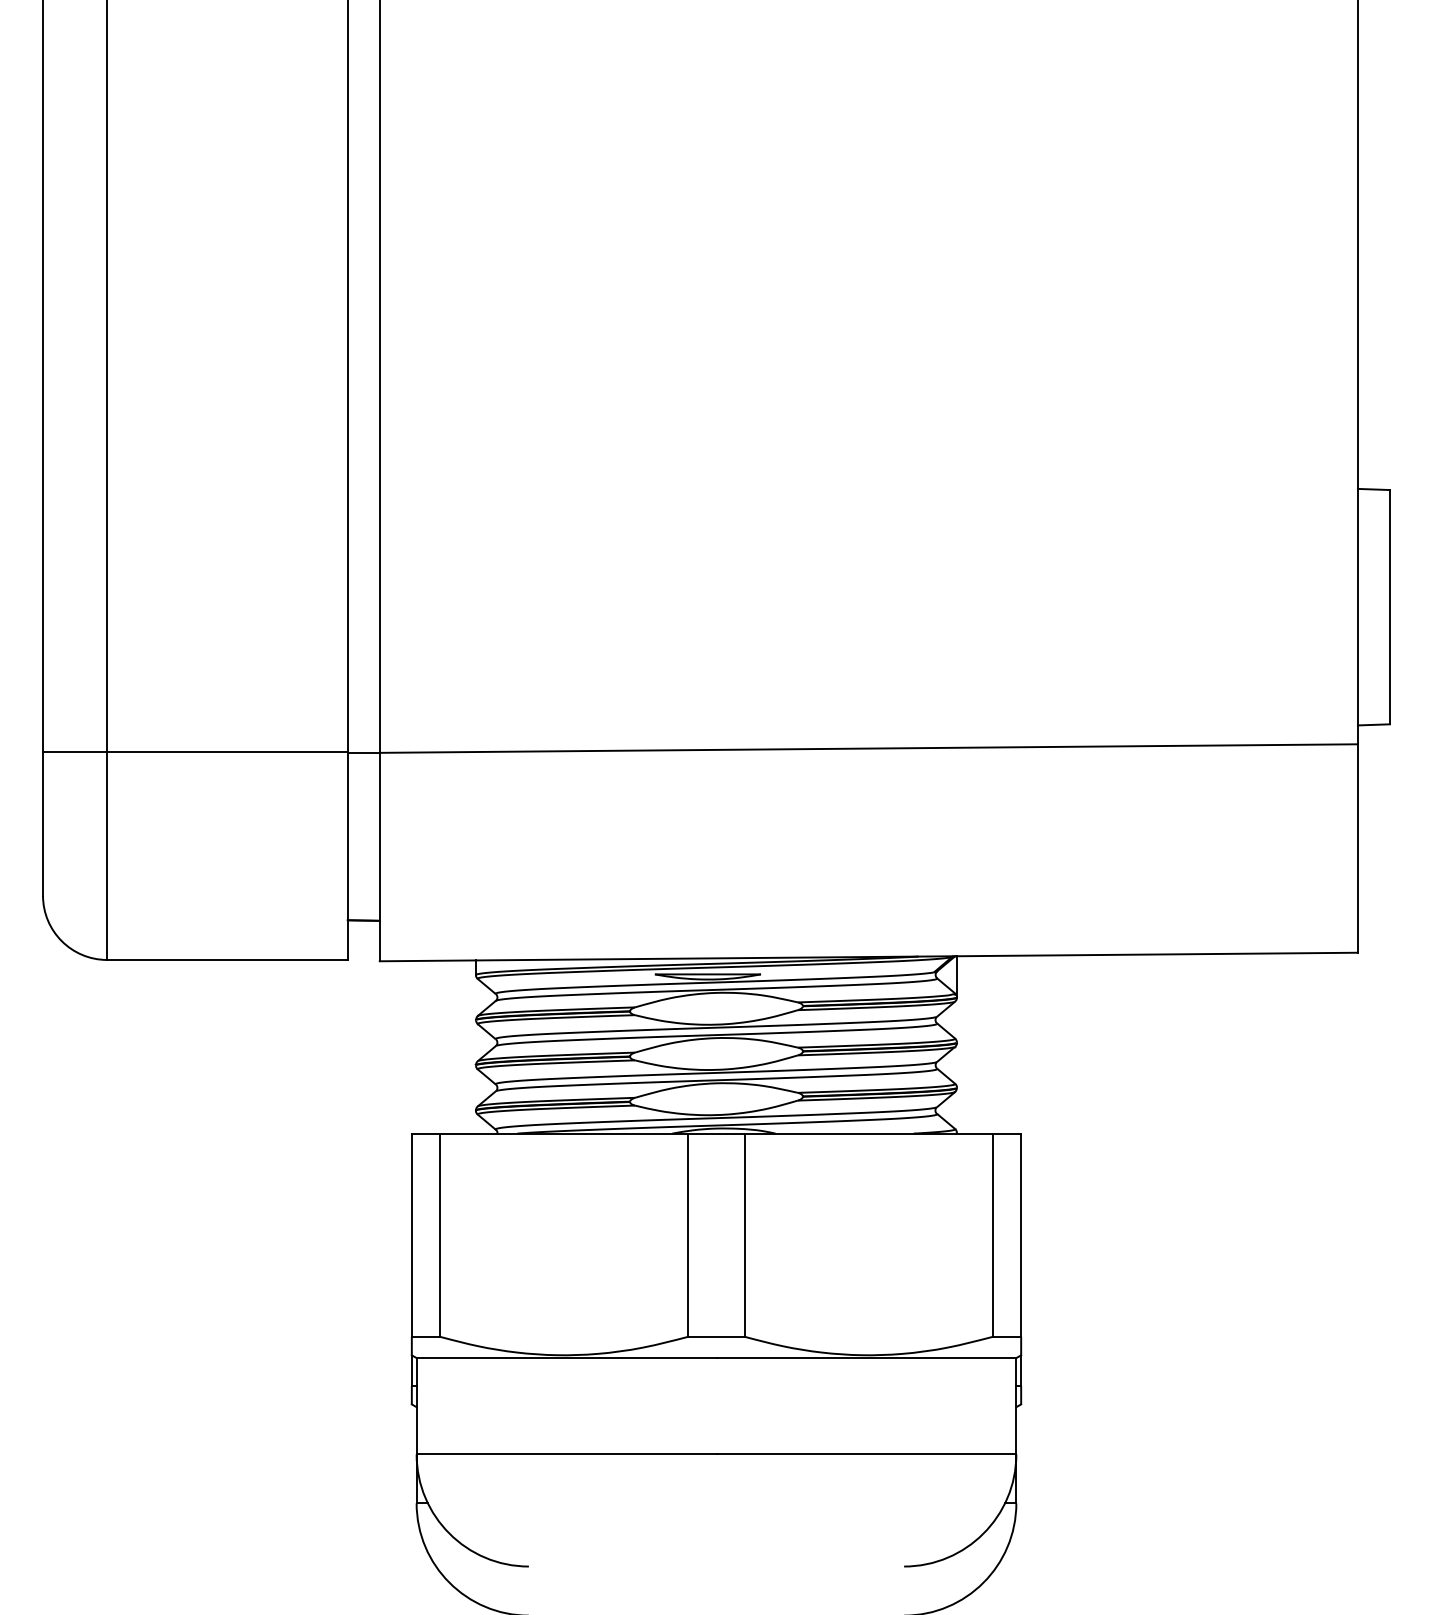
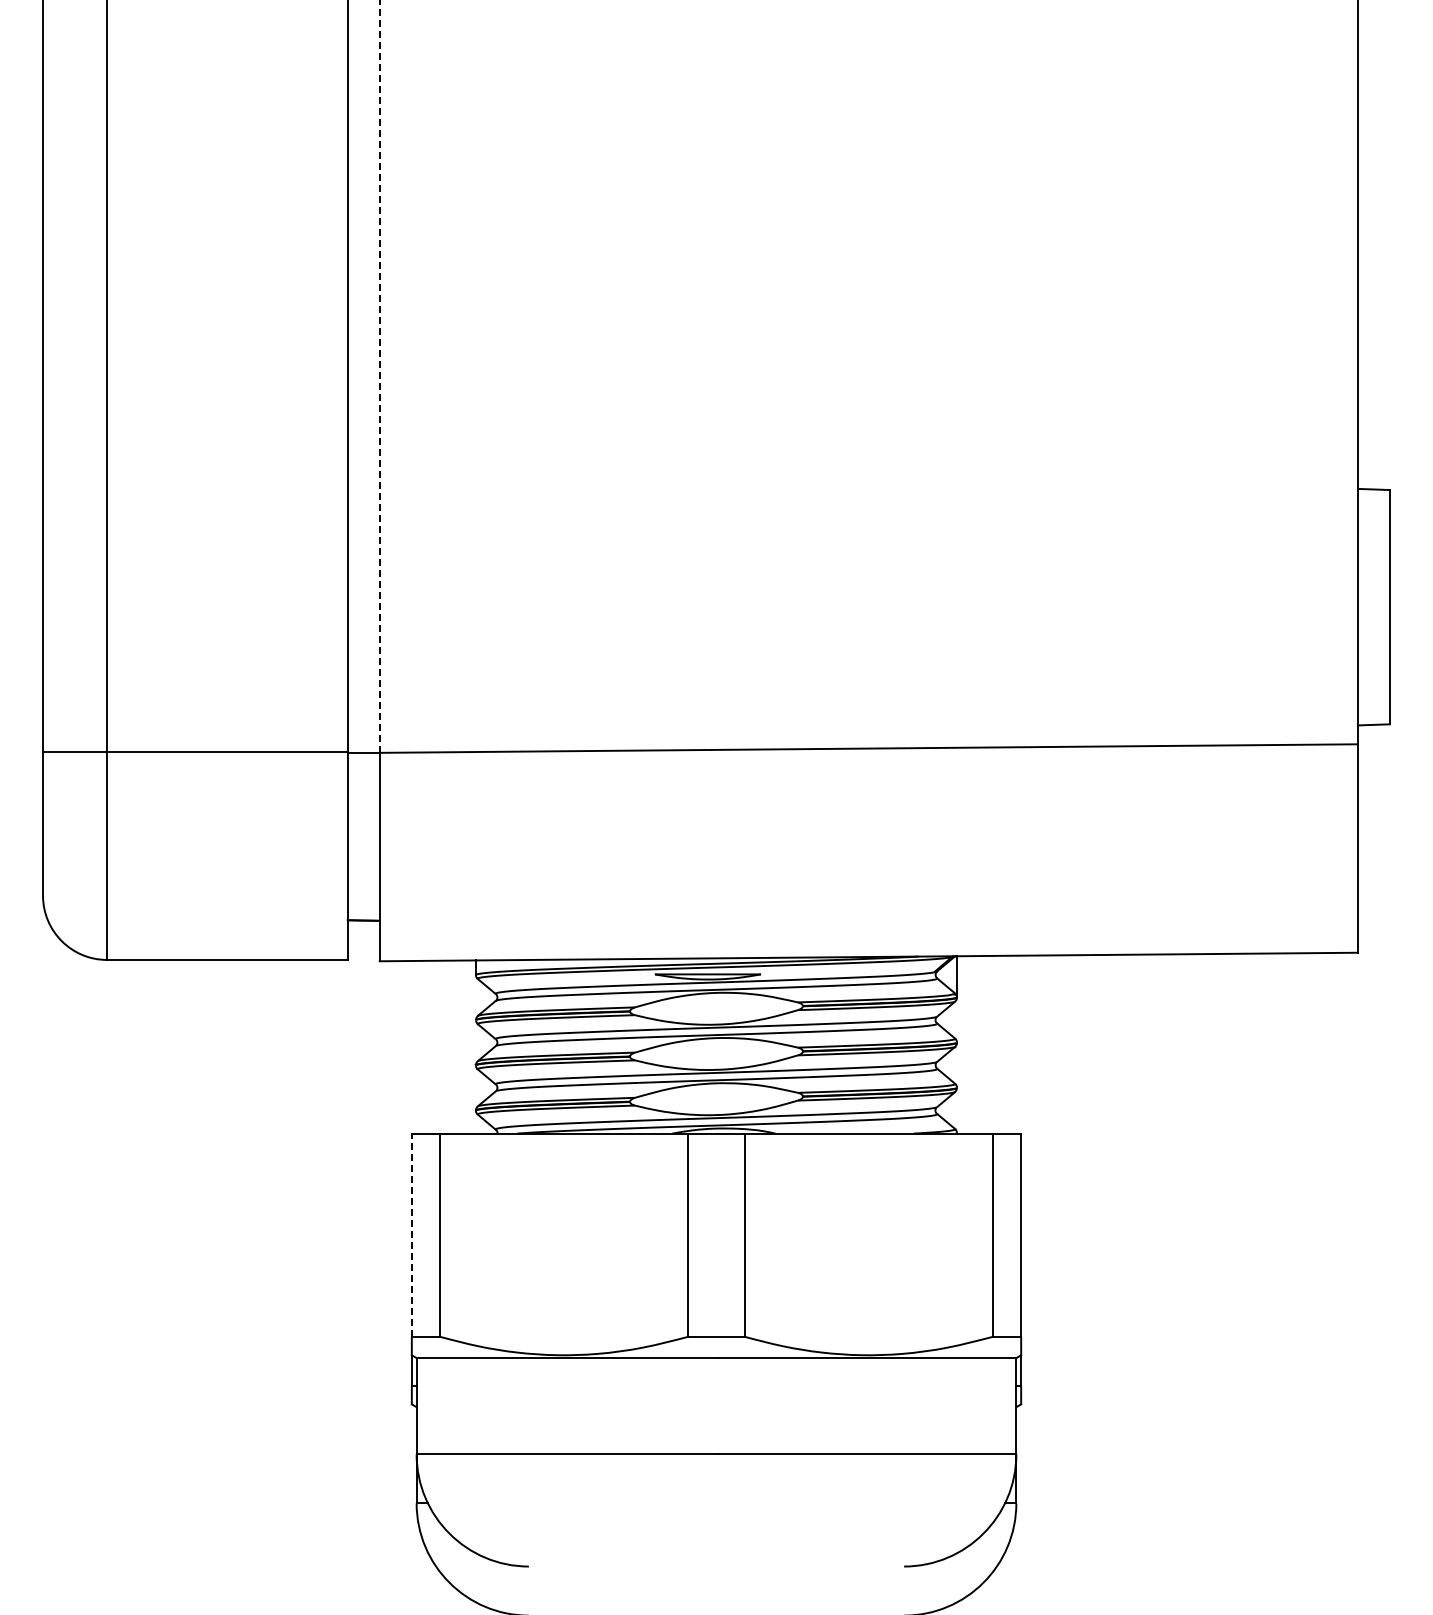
line: solid -> dashed (379, 376)
line: solid -> dashed (411, 1235)
